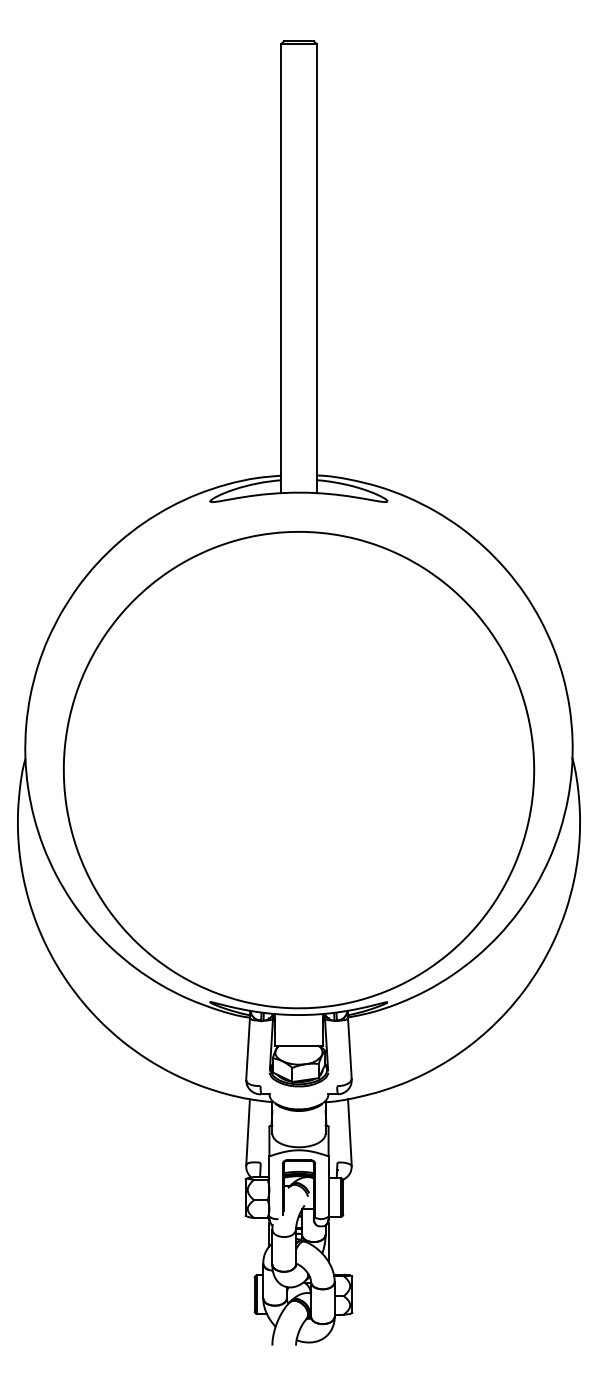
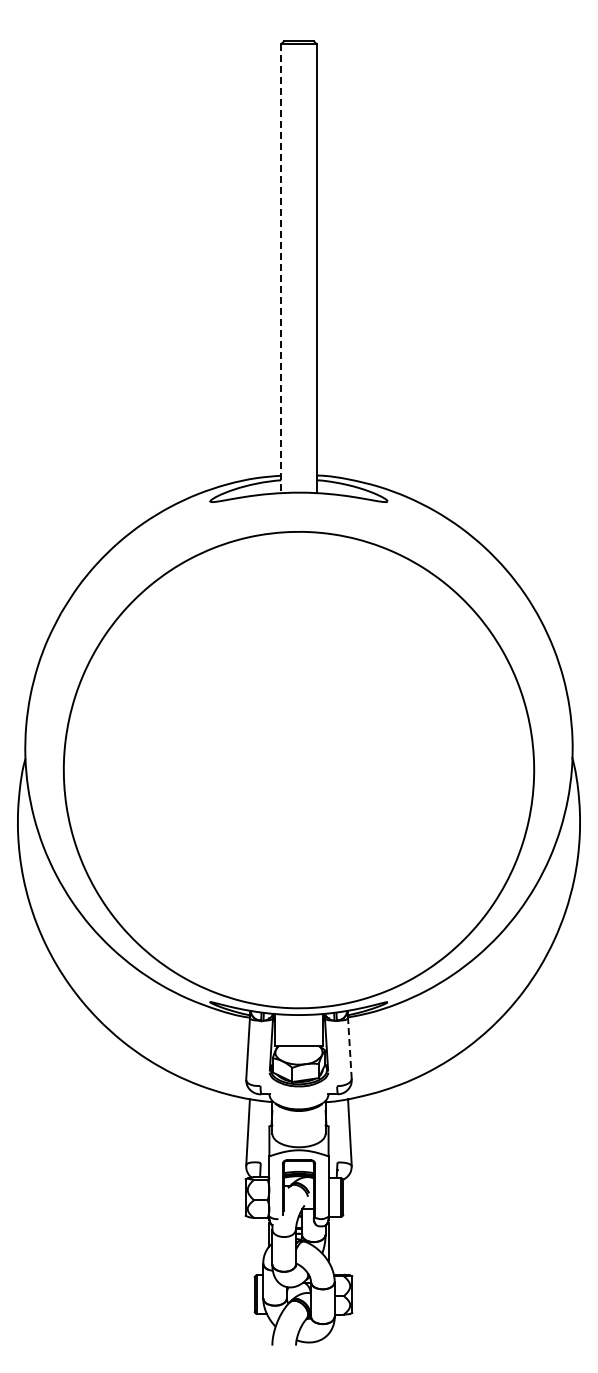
line: solid -> dashed (281, 268)
line: solid -> dashed (349, 1047)
